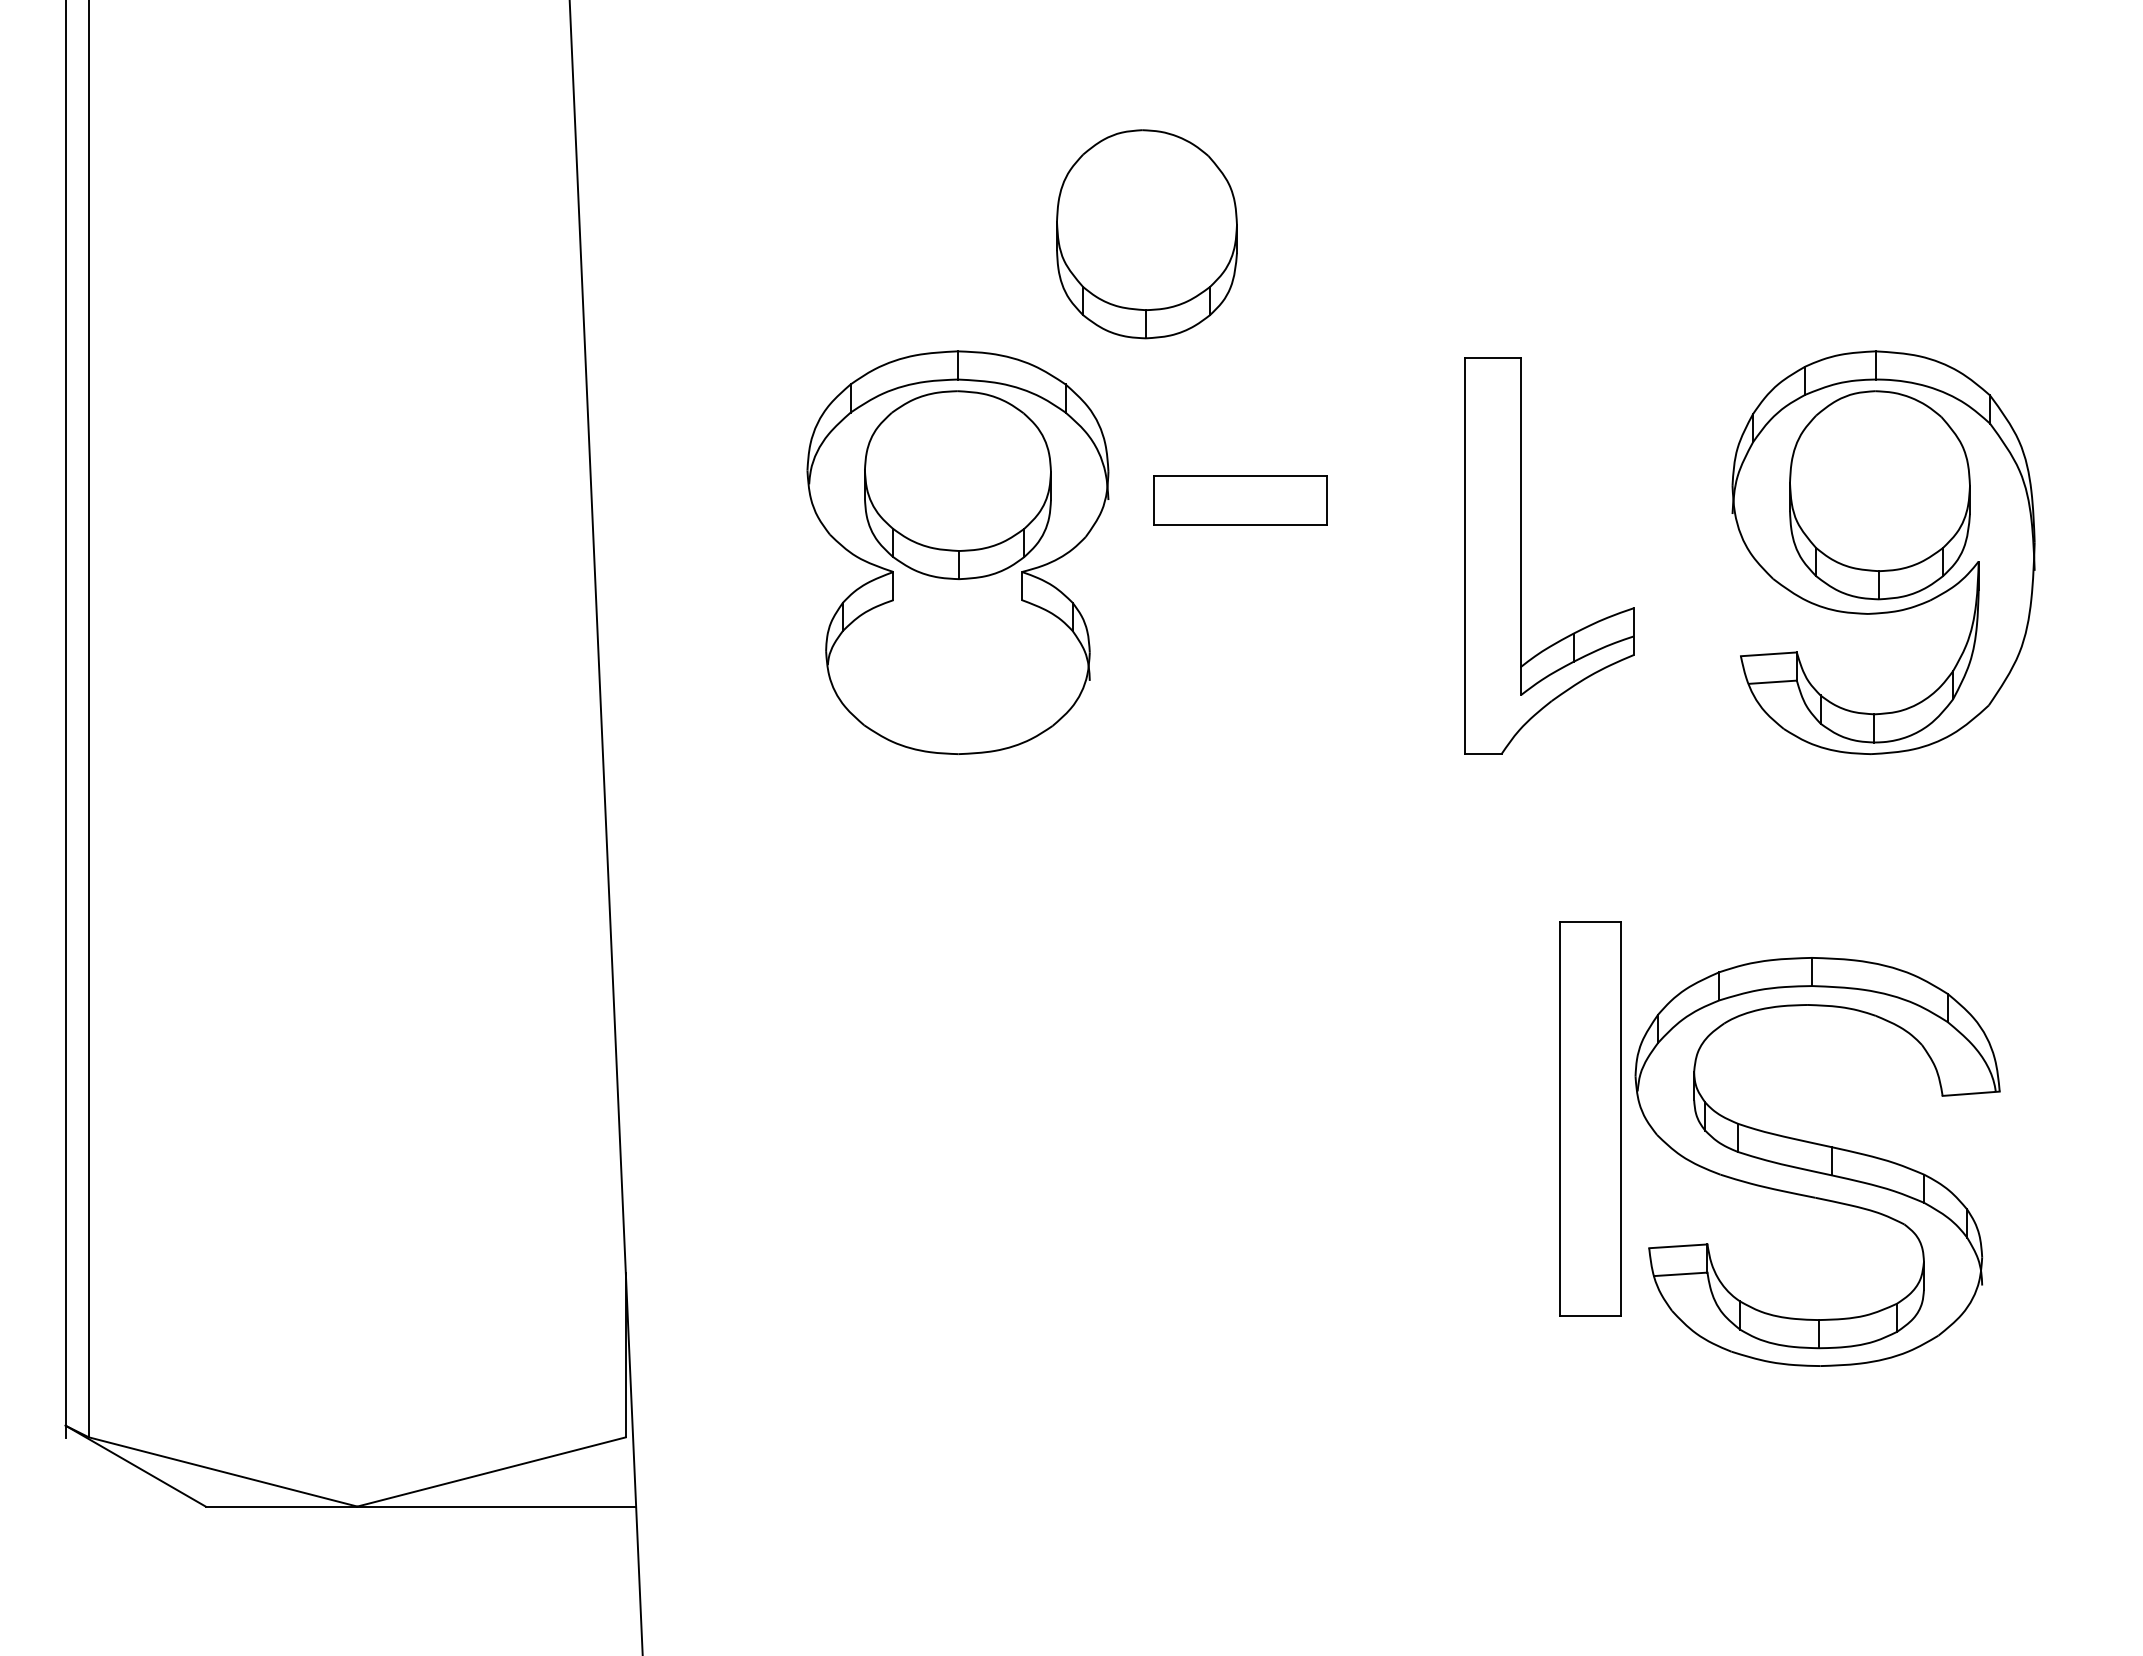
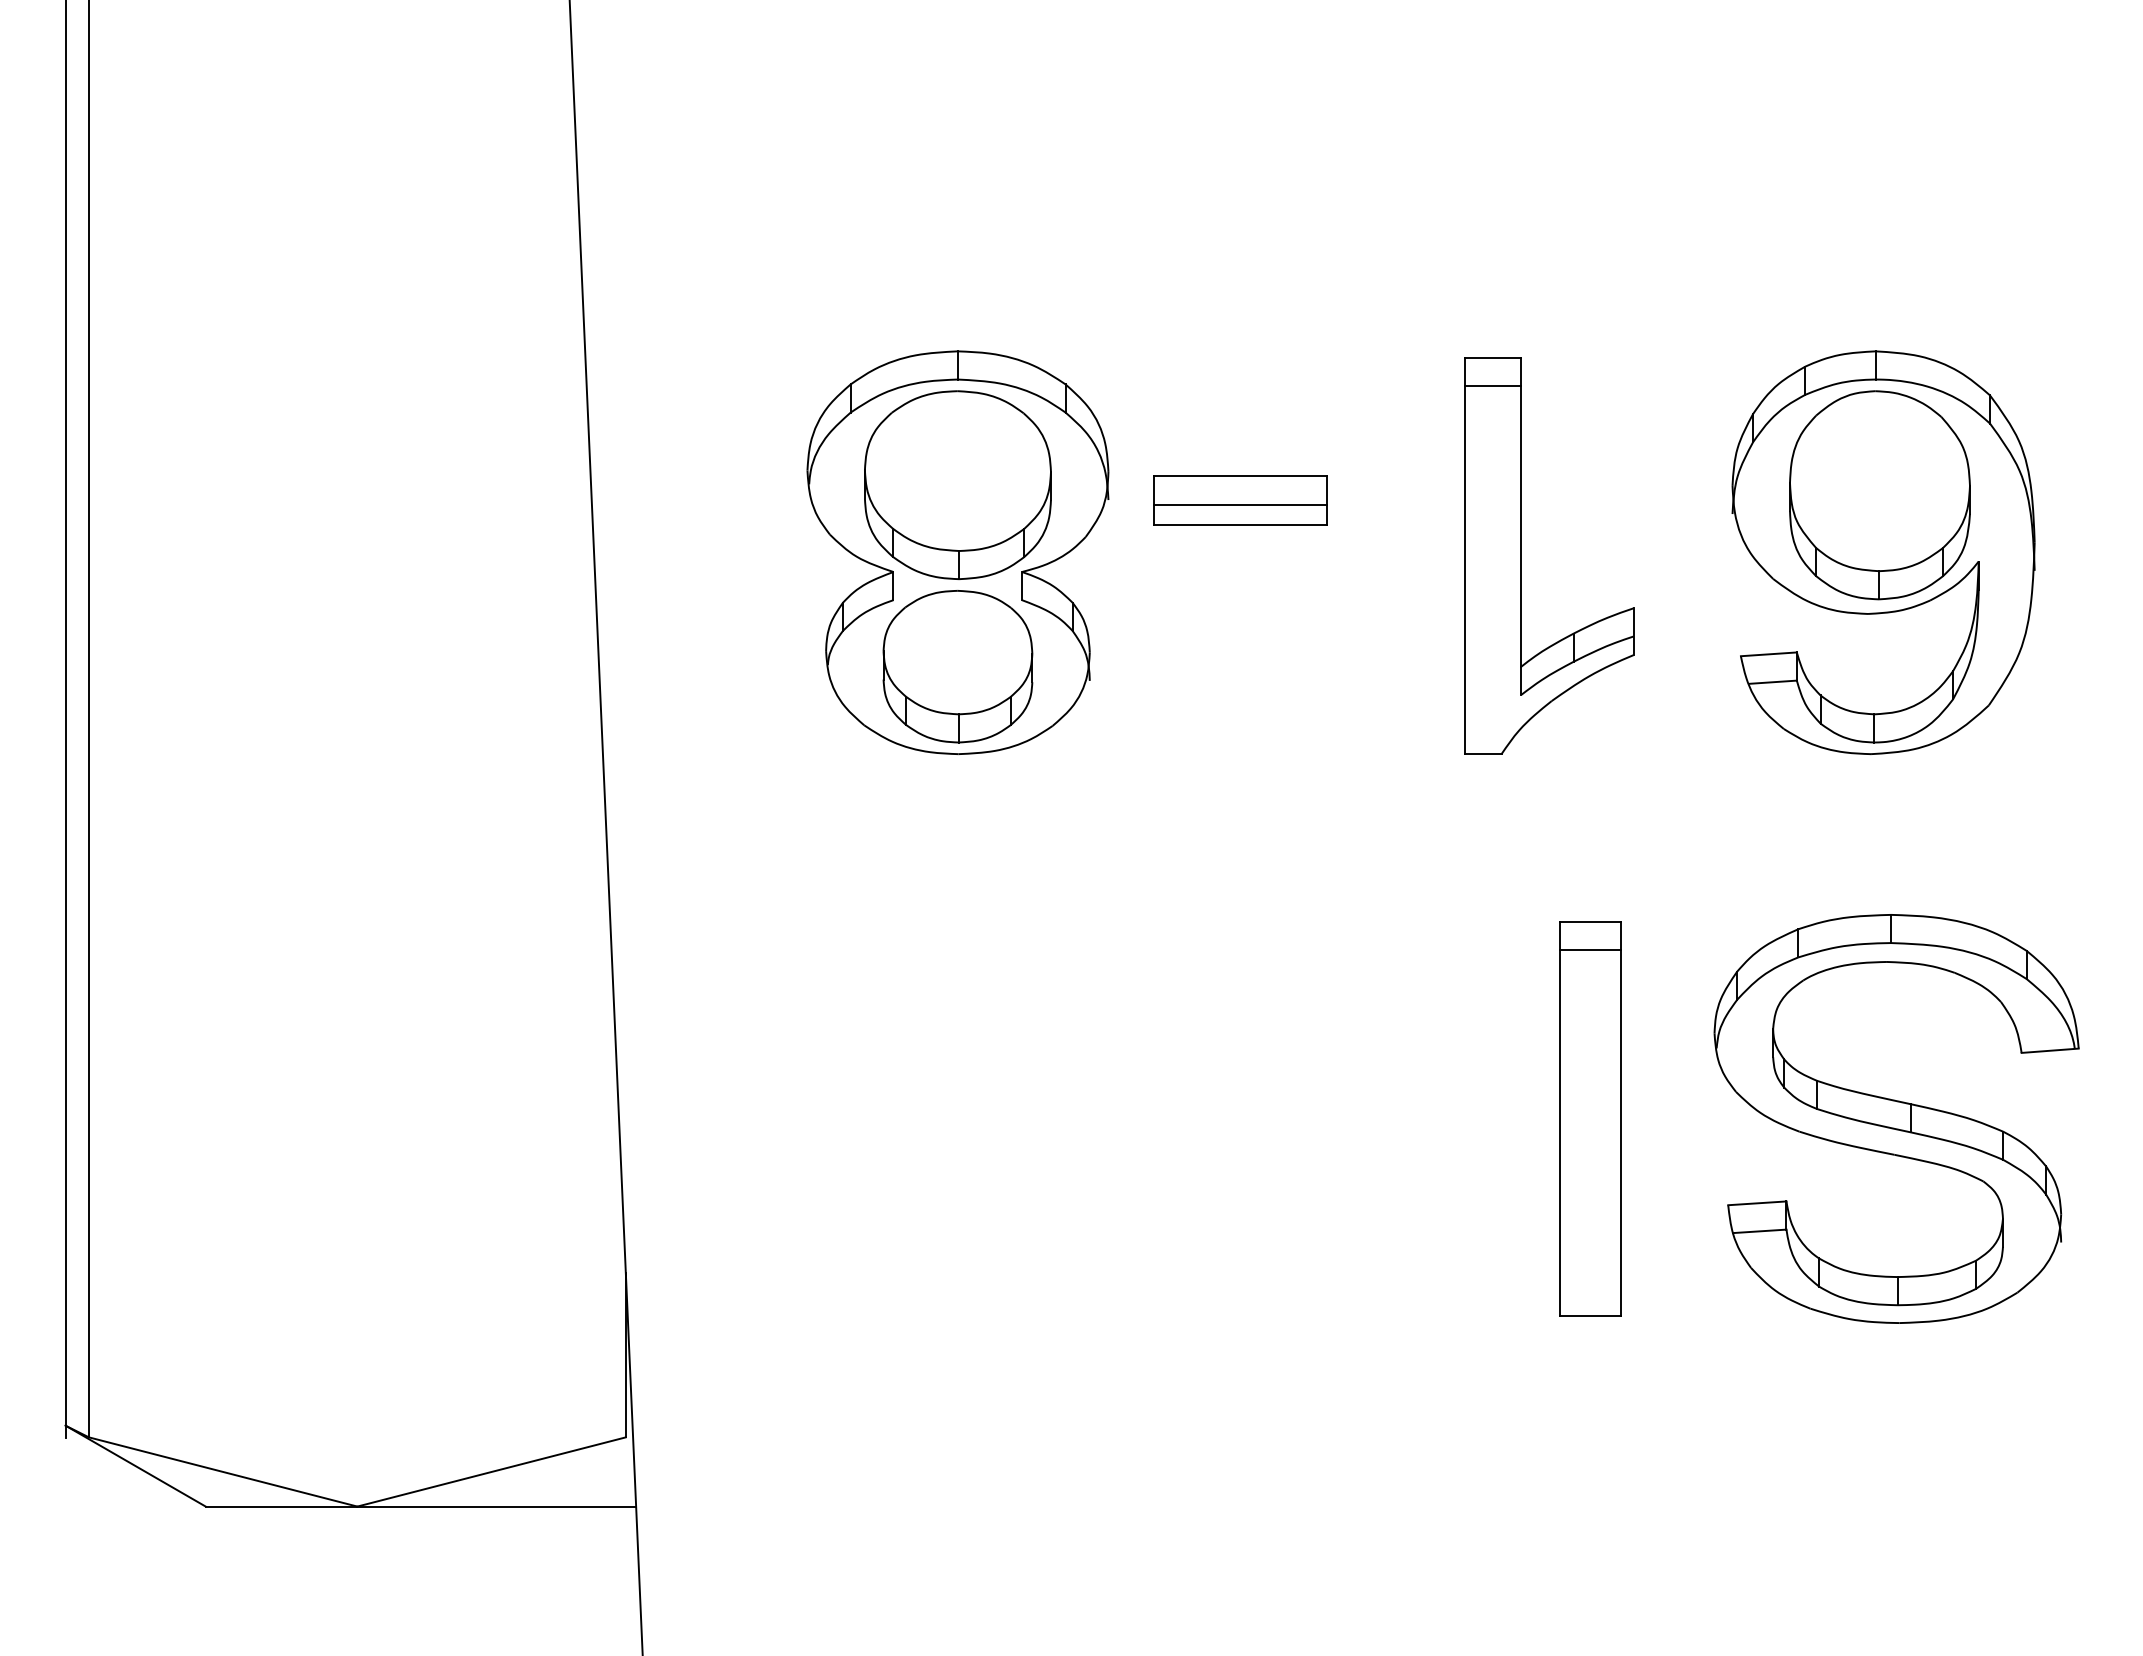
part: present -> none (1146, 234)
line: none -> present (1493, 386)
line: none -> present (1240, 504)
part: none -> present (957, 666)
line: none -> present (1590, 949)
part position: (1817, 1161) -> (1896, 1118) (1896, 1118)
